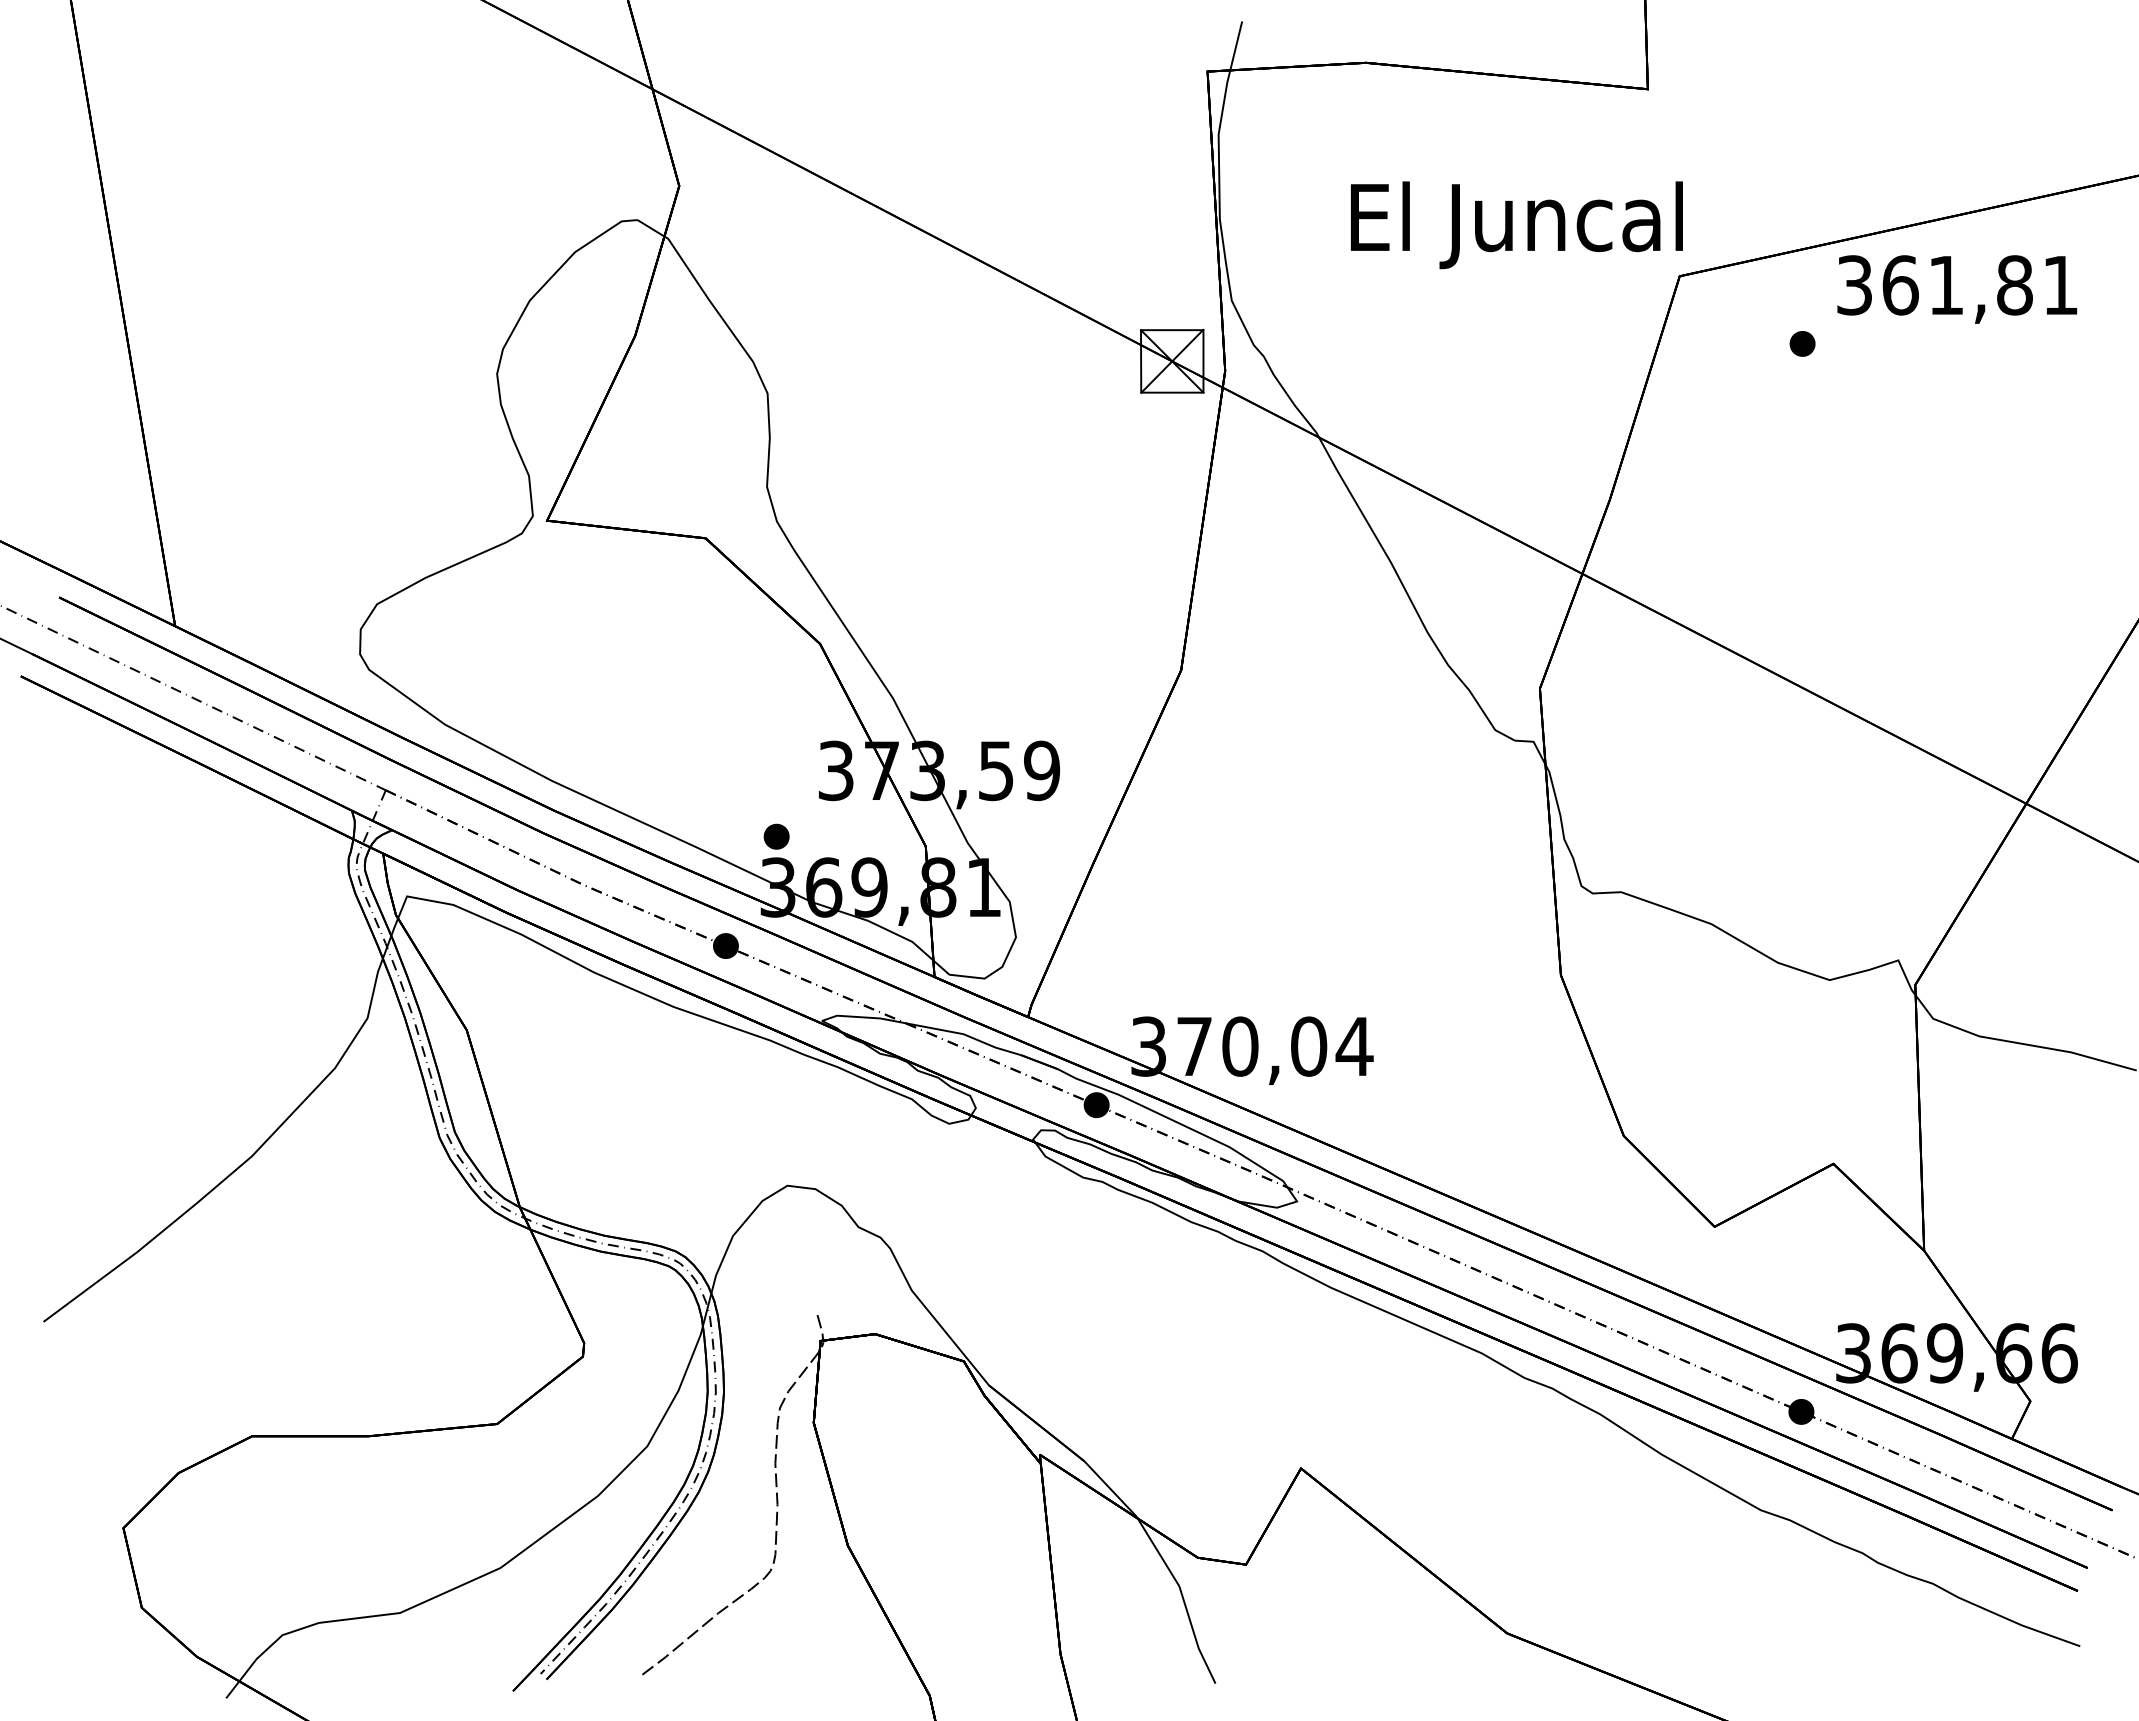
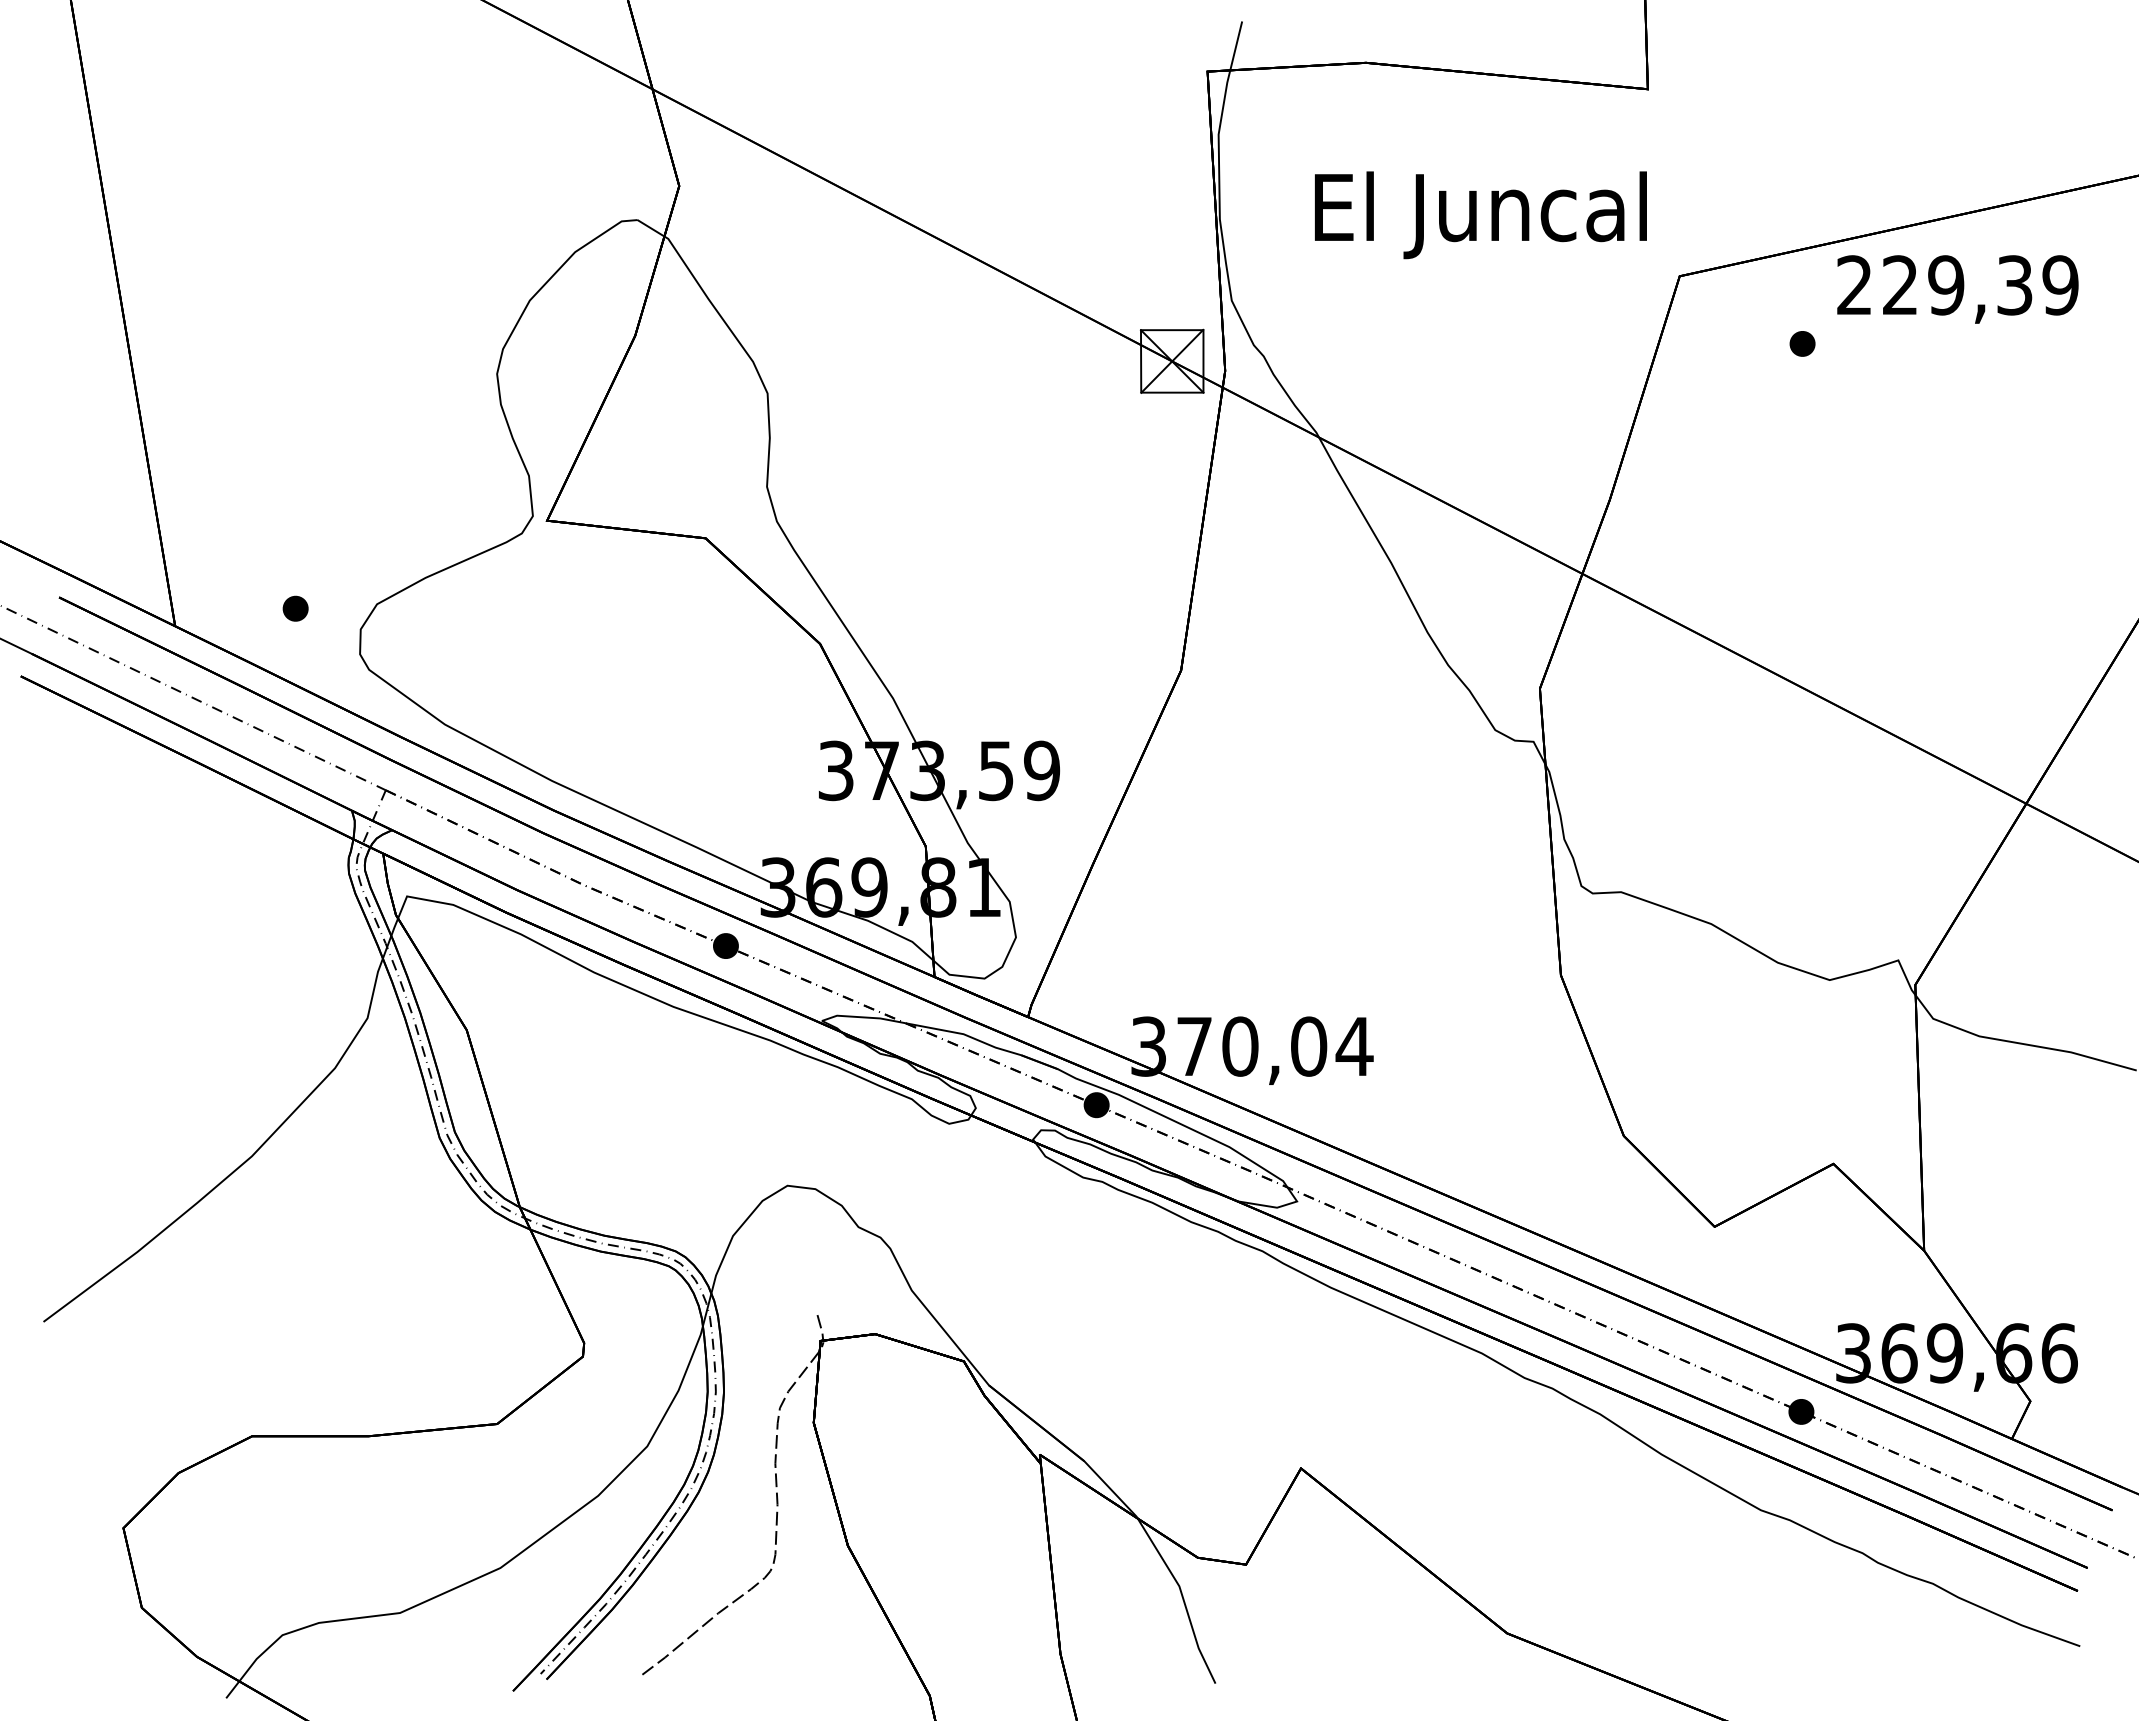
text position: (1516, 225) -> (1480, 215) (1480, 215)
text: 361,81 -> 229,39 (1957, 285)
part position: (776, 836) -> (295, 608) (295, 608)
